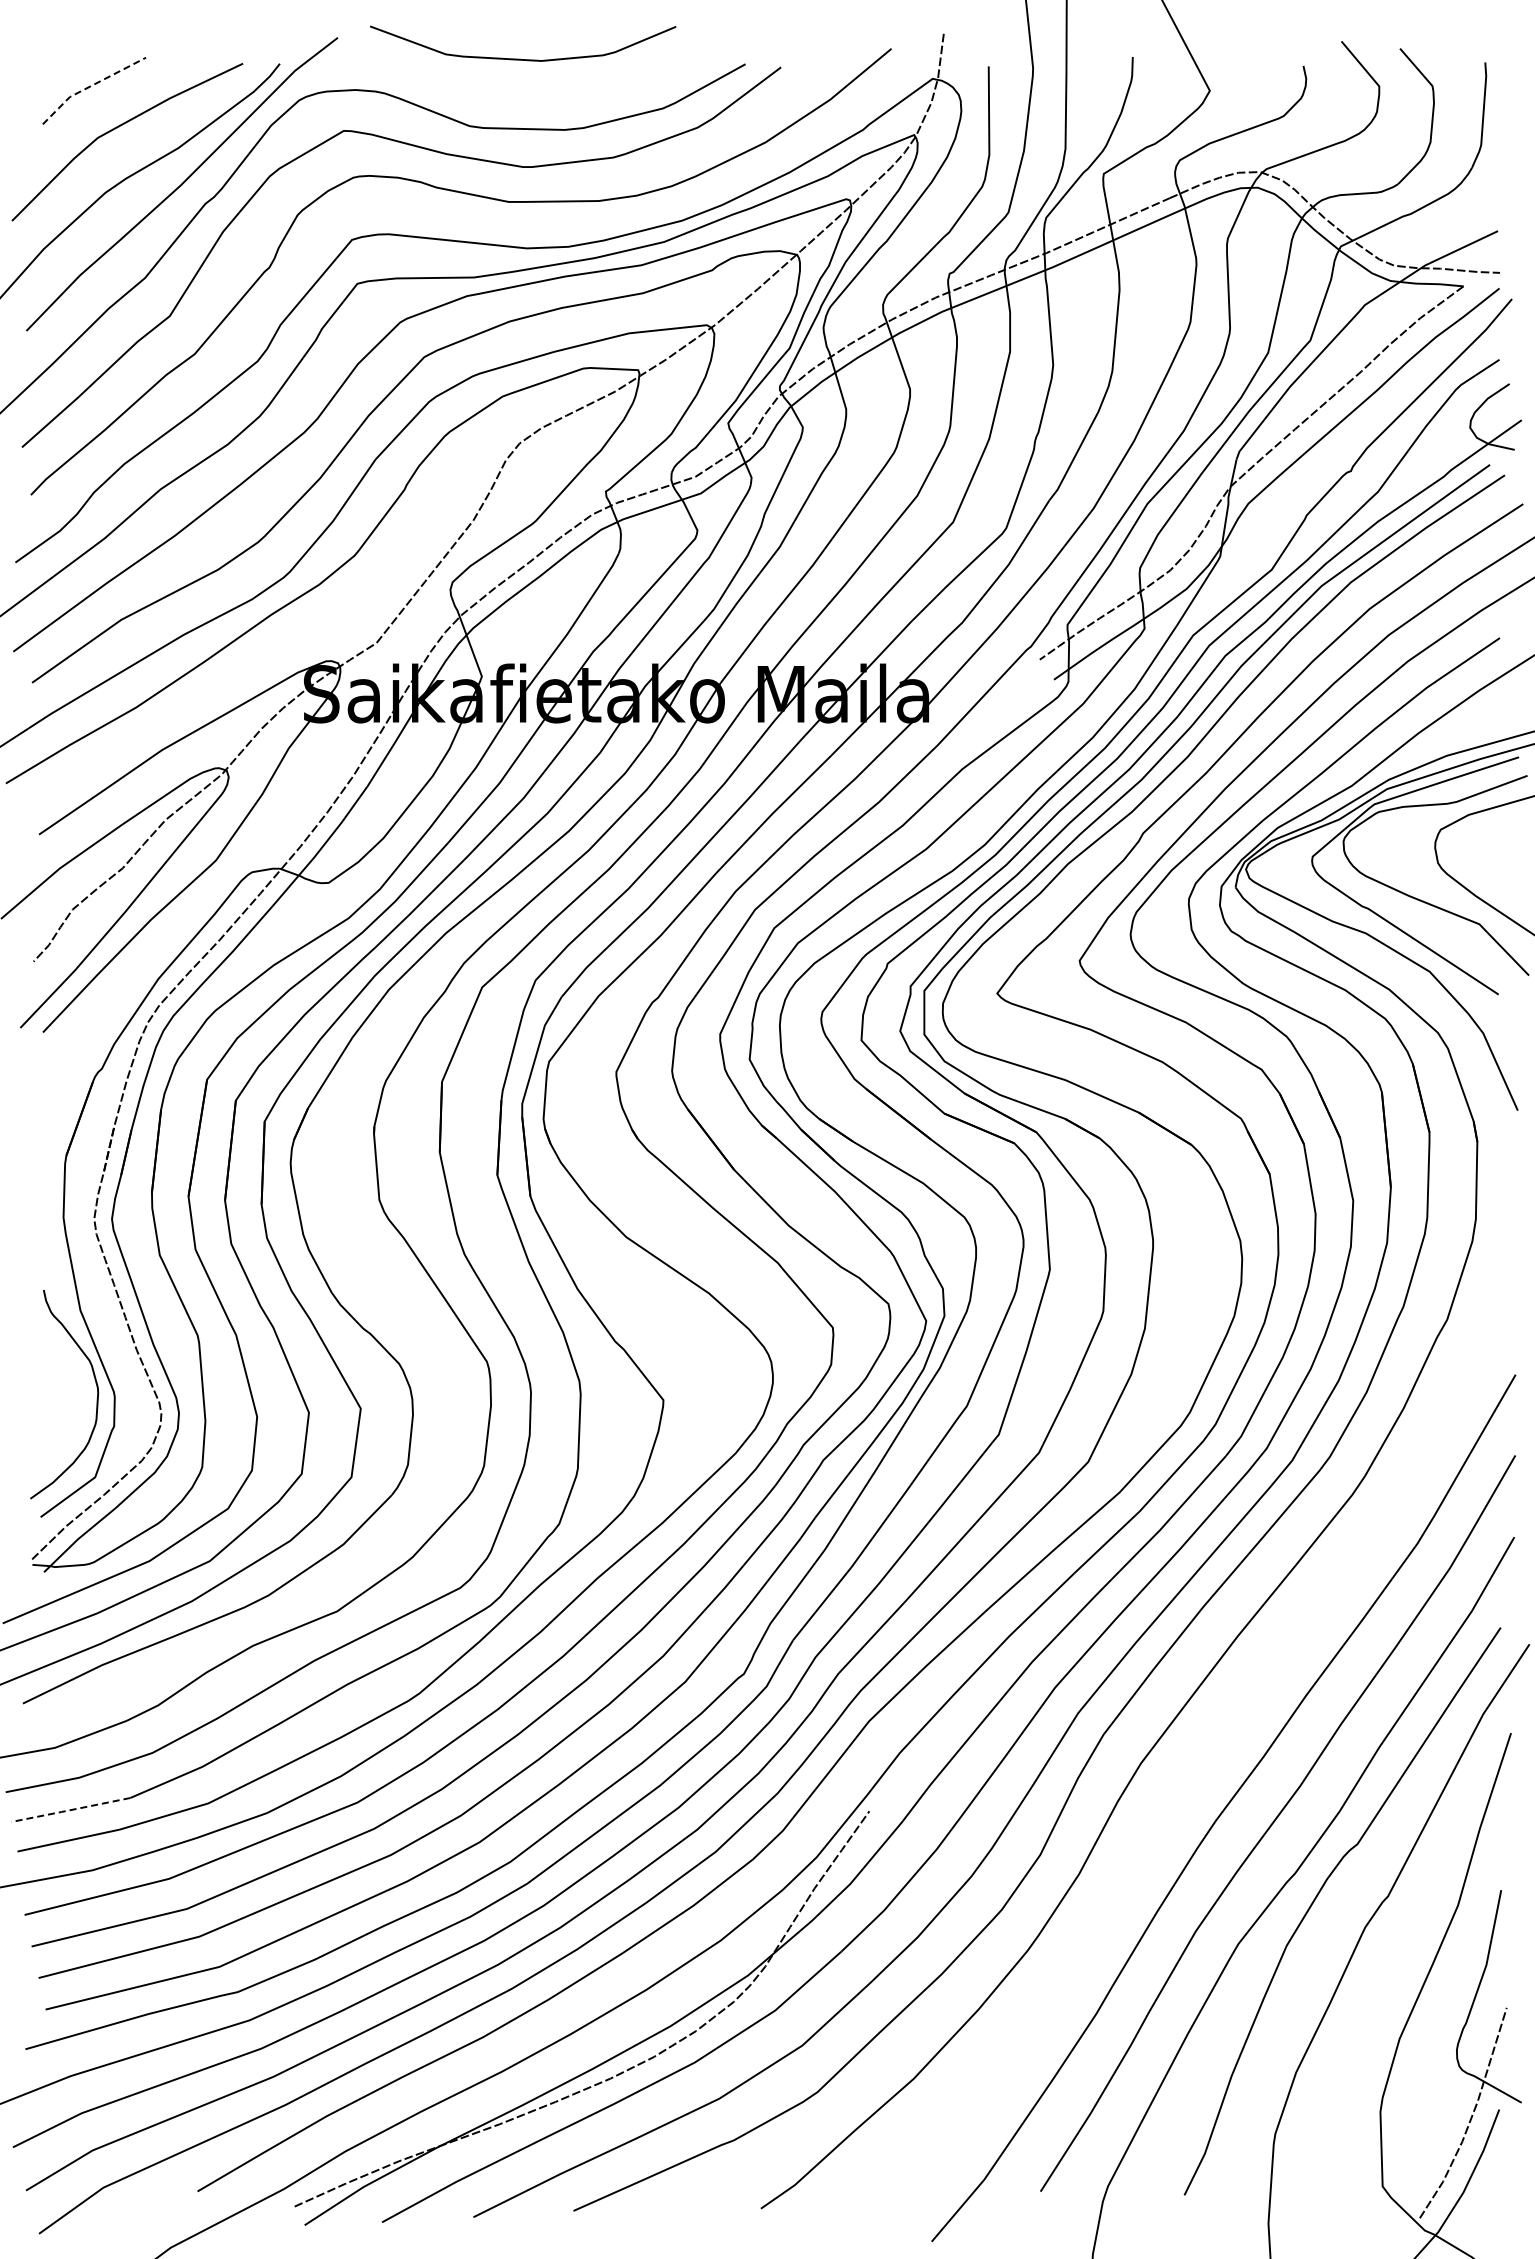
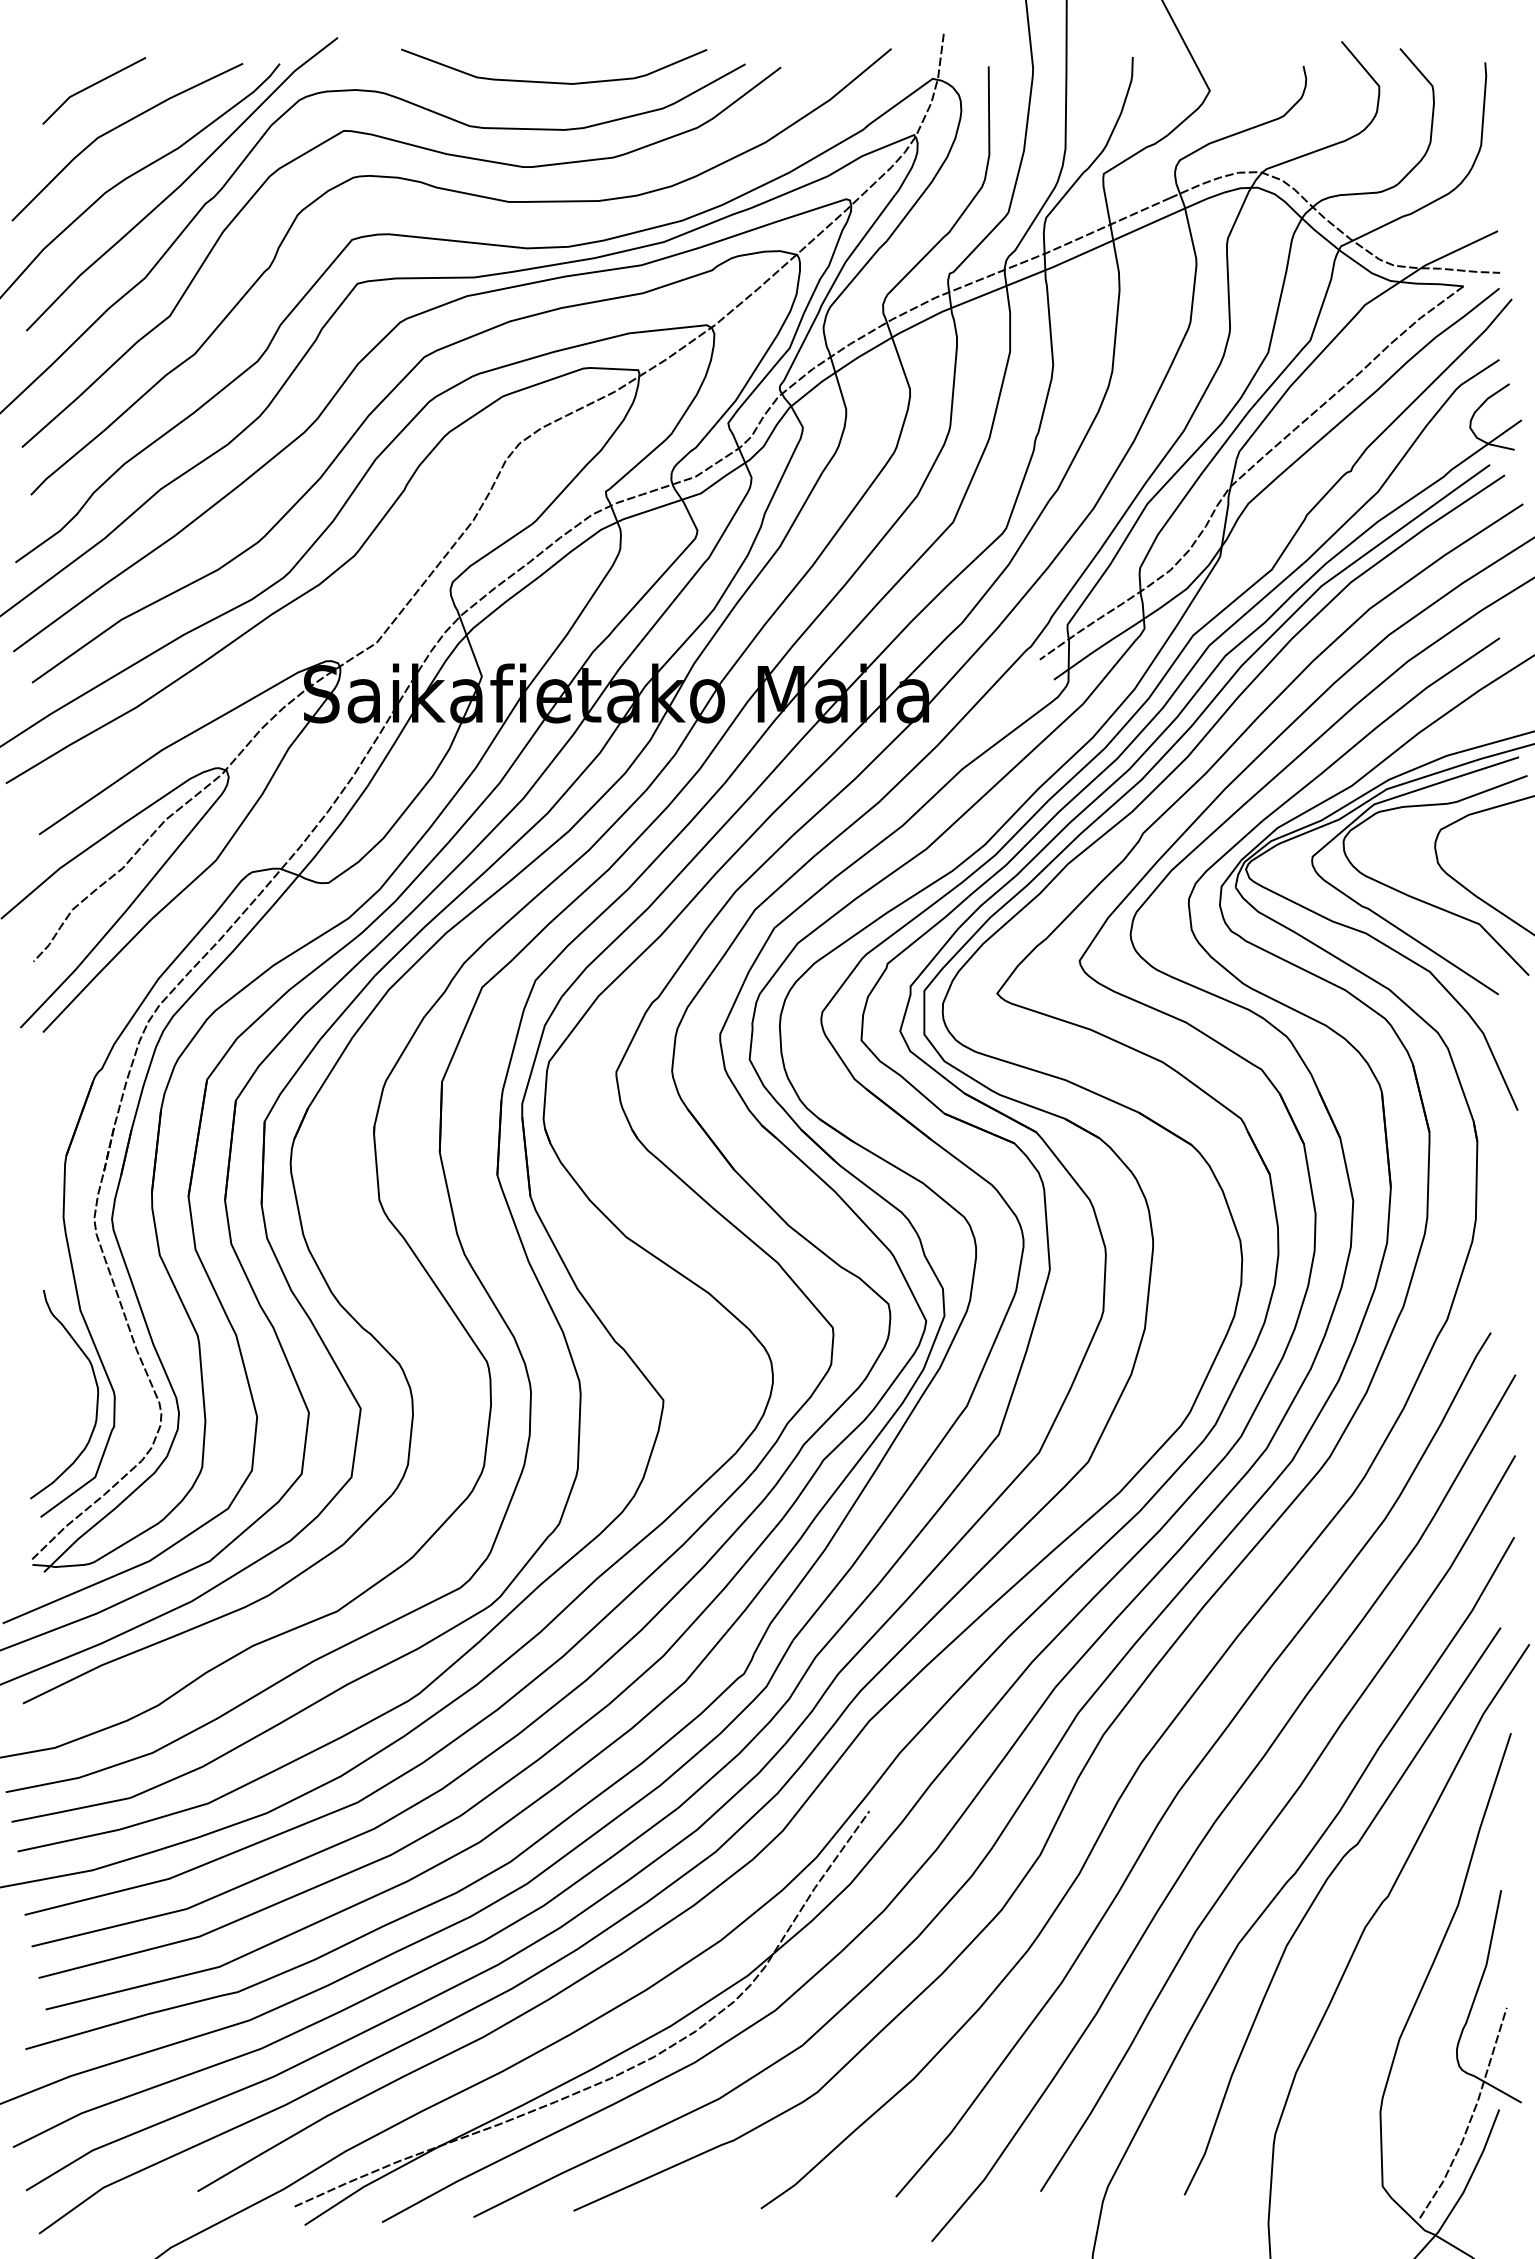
curve position: (520, 58) -> (551, 81) (551, 81)
line: dashed -> solid (90, 86)
curve: none -> present (1196, 1766)
line: dashed -> solid (70, 1810)
